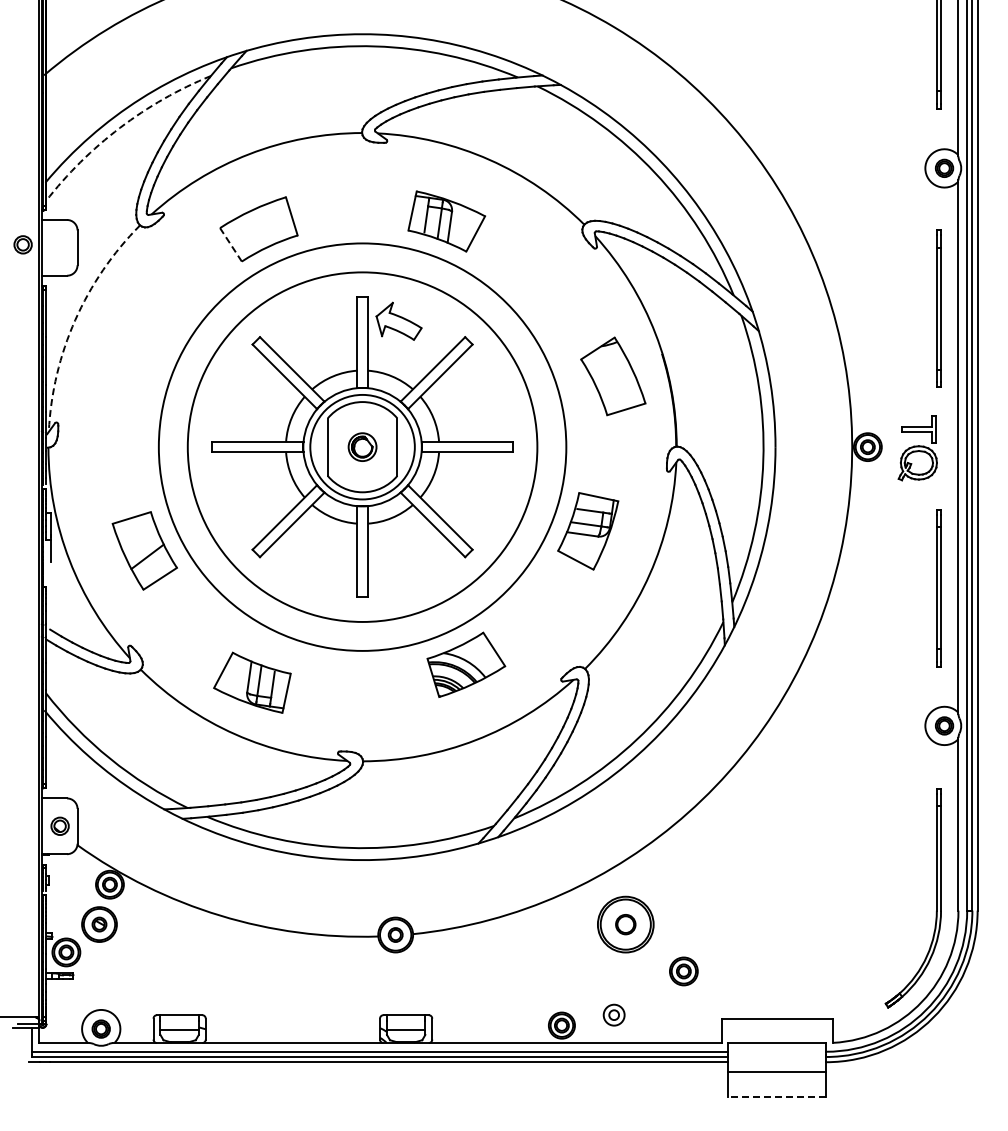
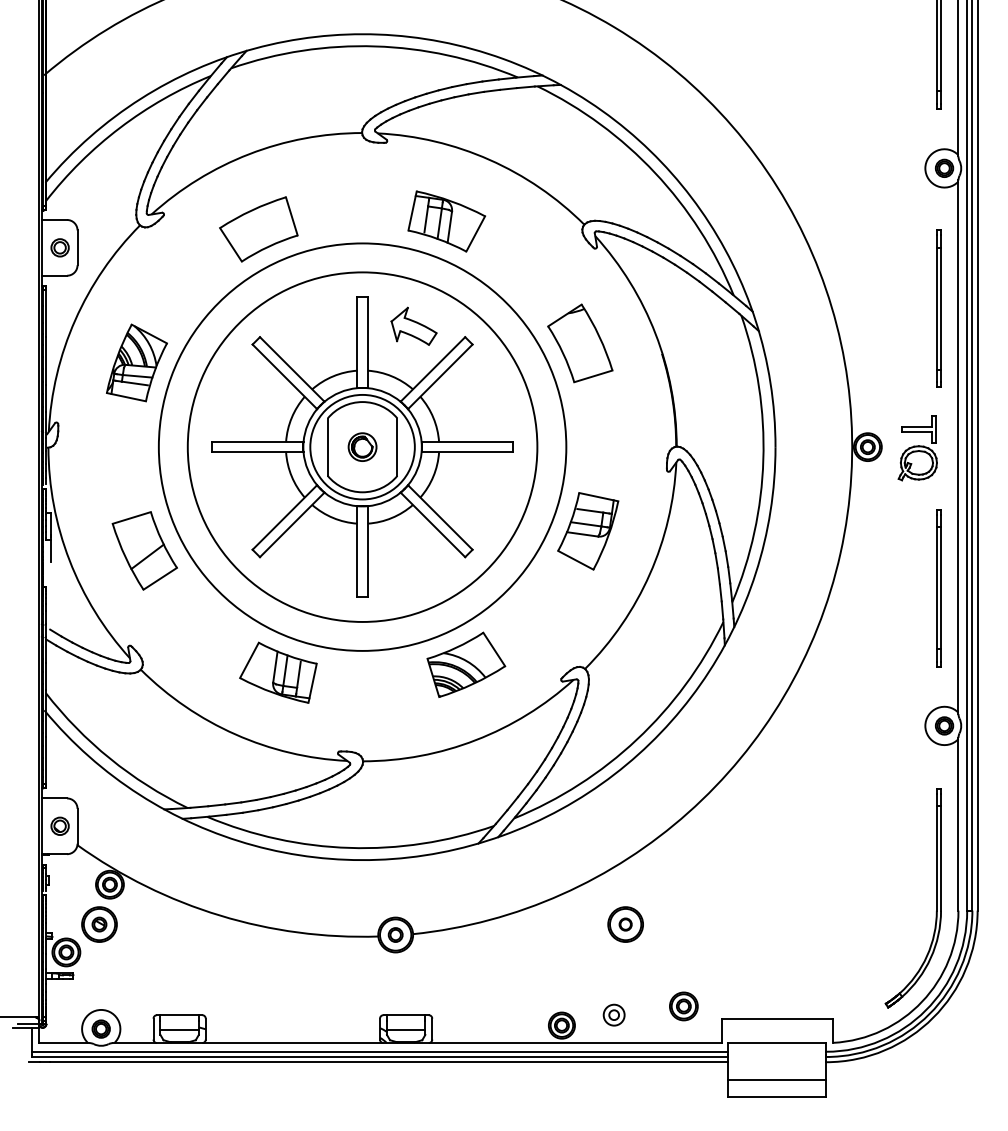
arc: dashed -> solid (120, 127)
part position: (22, 244) -> (59, 247) (59, 247)
line: dashed -> solid (230, 244)
arc: dashed -> solid (75, 320)
part position: (398, 320) -> (413, 325) (413, 325)
part: none -> present (136, 362)
part position: (613, 376) -> (580, 343) (580, 343)
part position: (252, 682) -> (278, 672) (278, 672)
part size: 58x59 px -> 37x37 px (625, 924)
part position: (683, 971) -> (683, 1006) (683, 1006)
line position: (777, 1071) -> (777, 1079) (777, 1079)
line: dashed -> solid (777, 1097)
